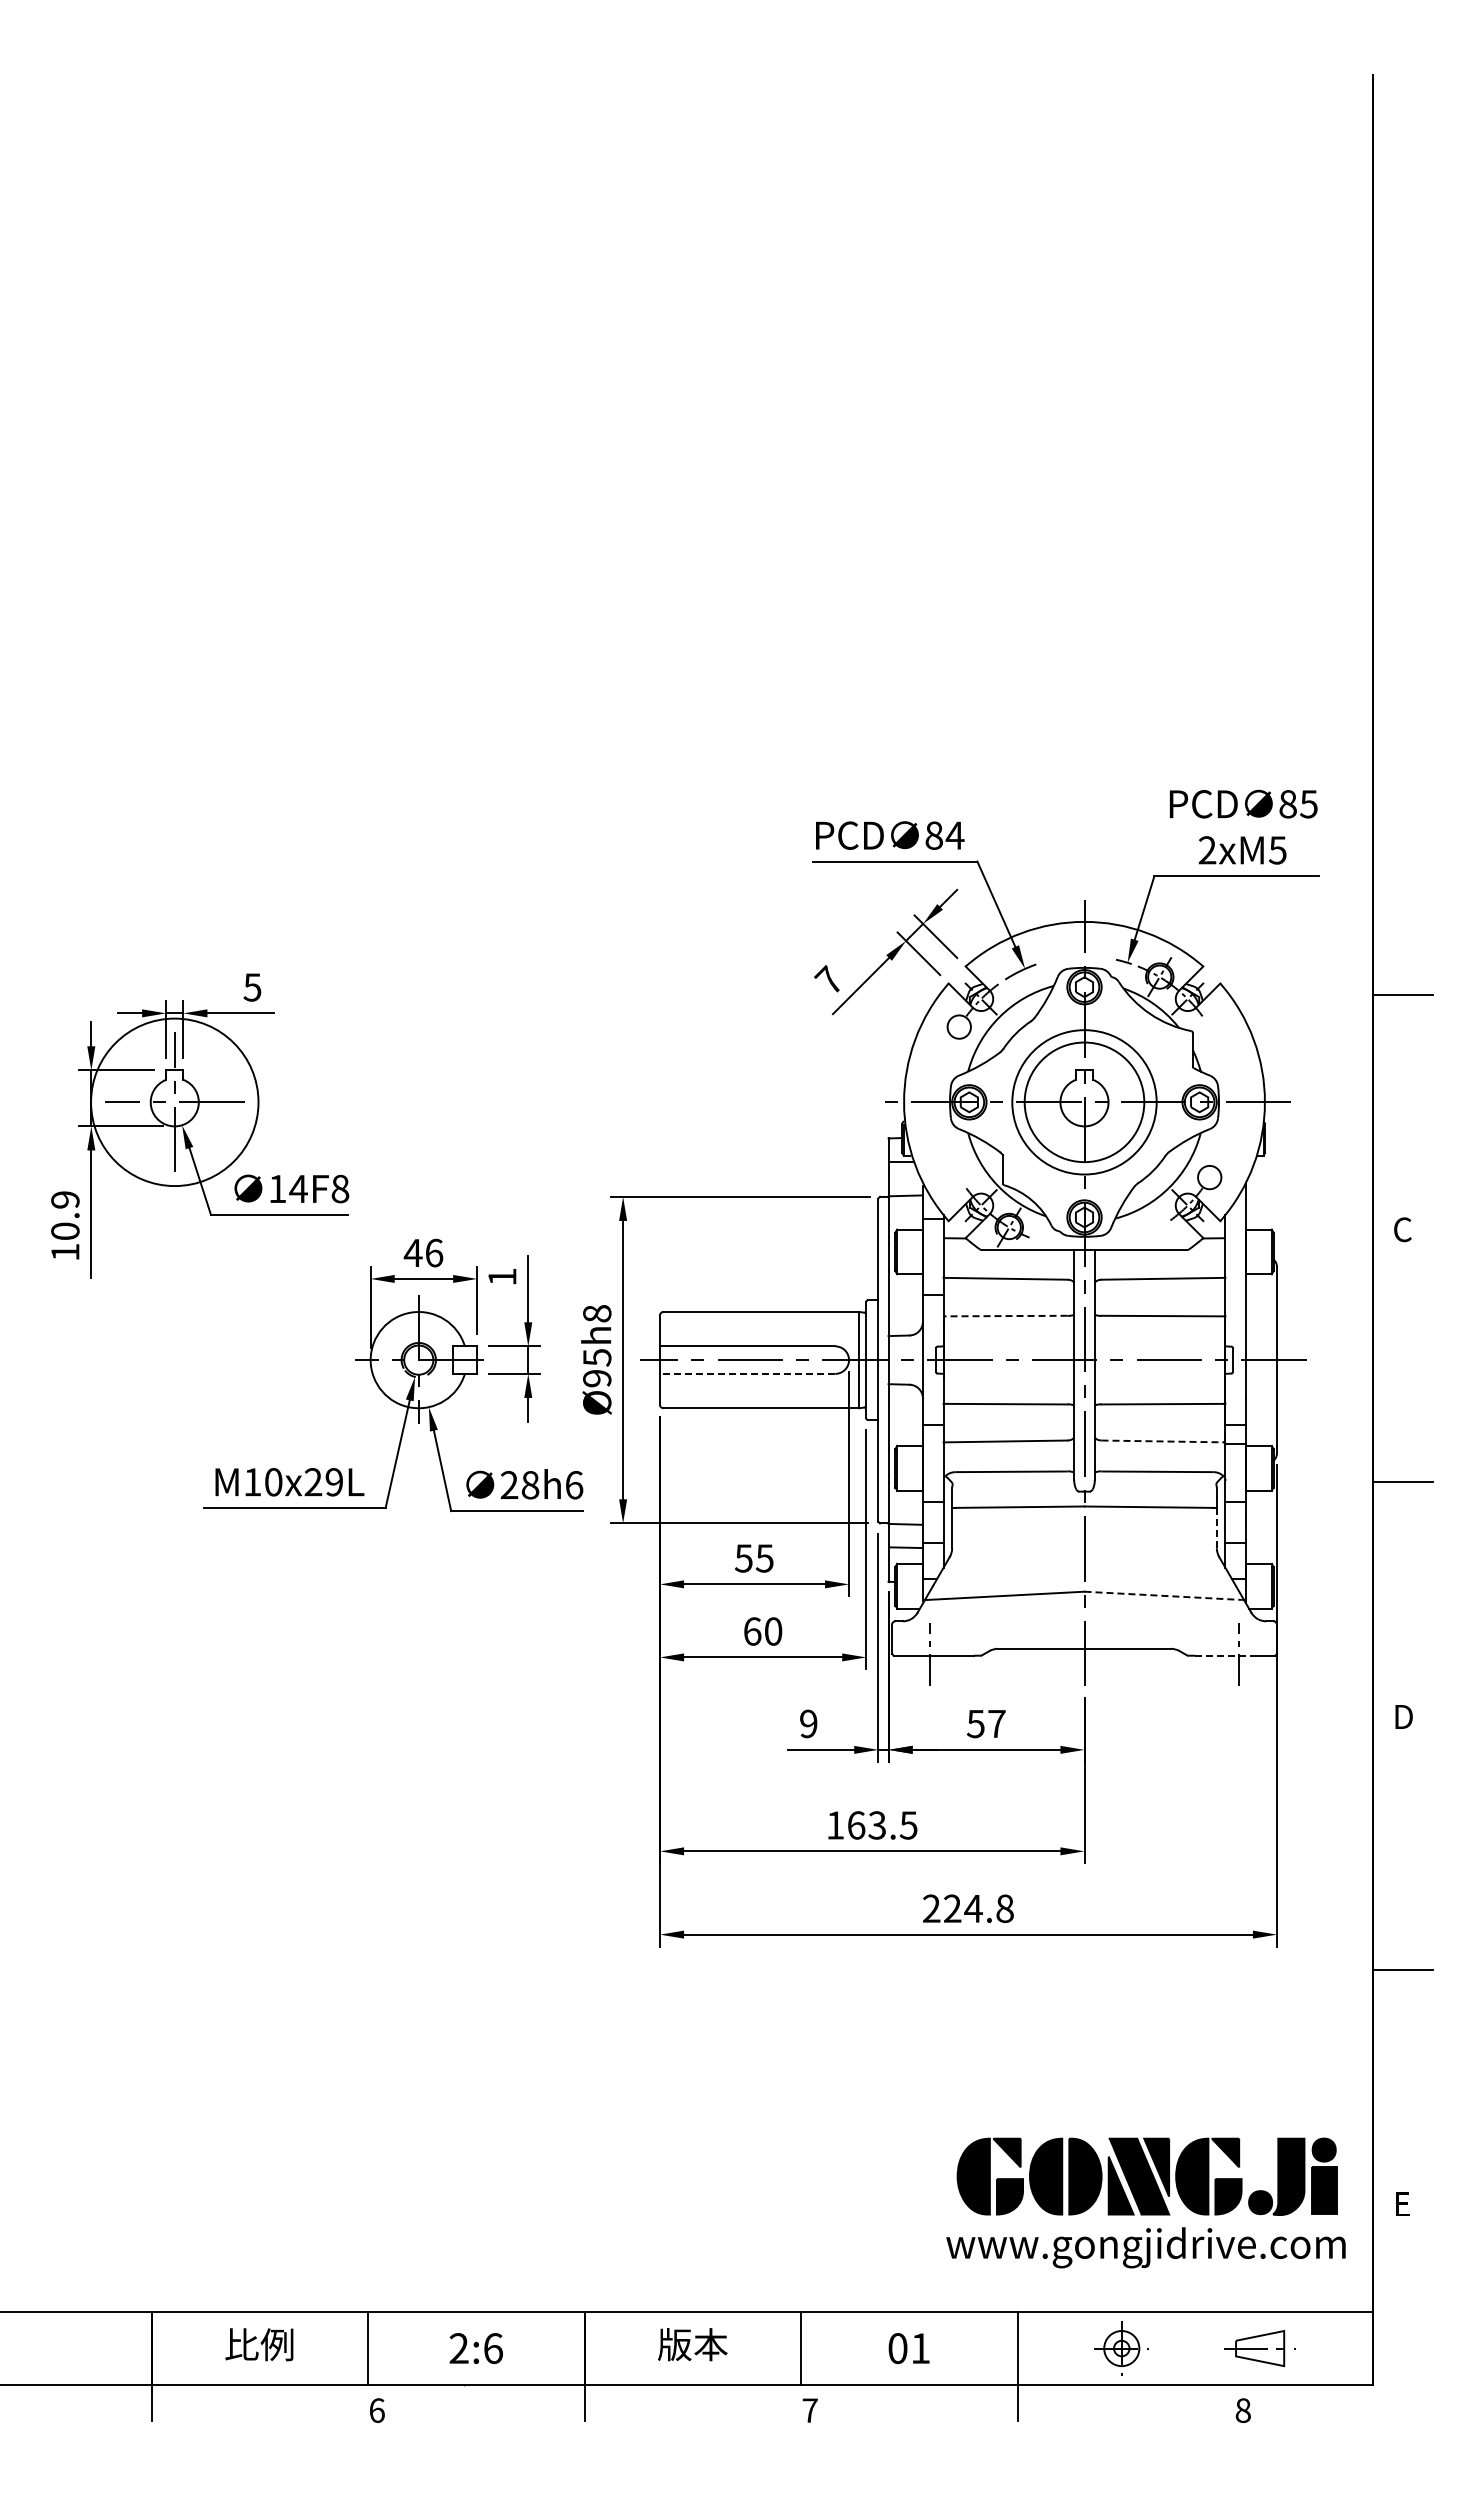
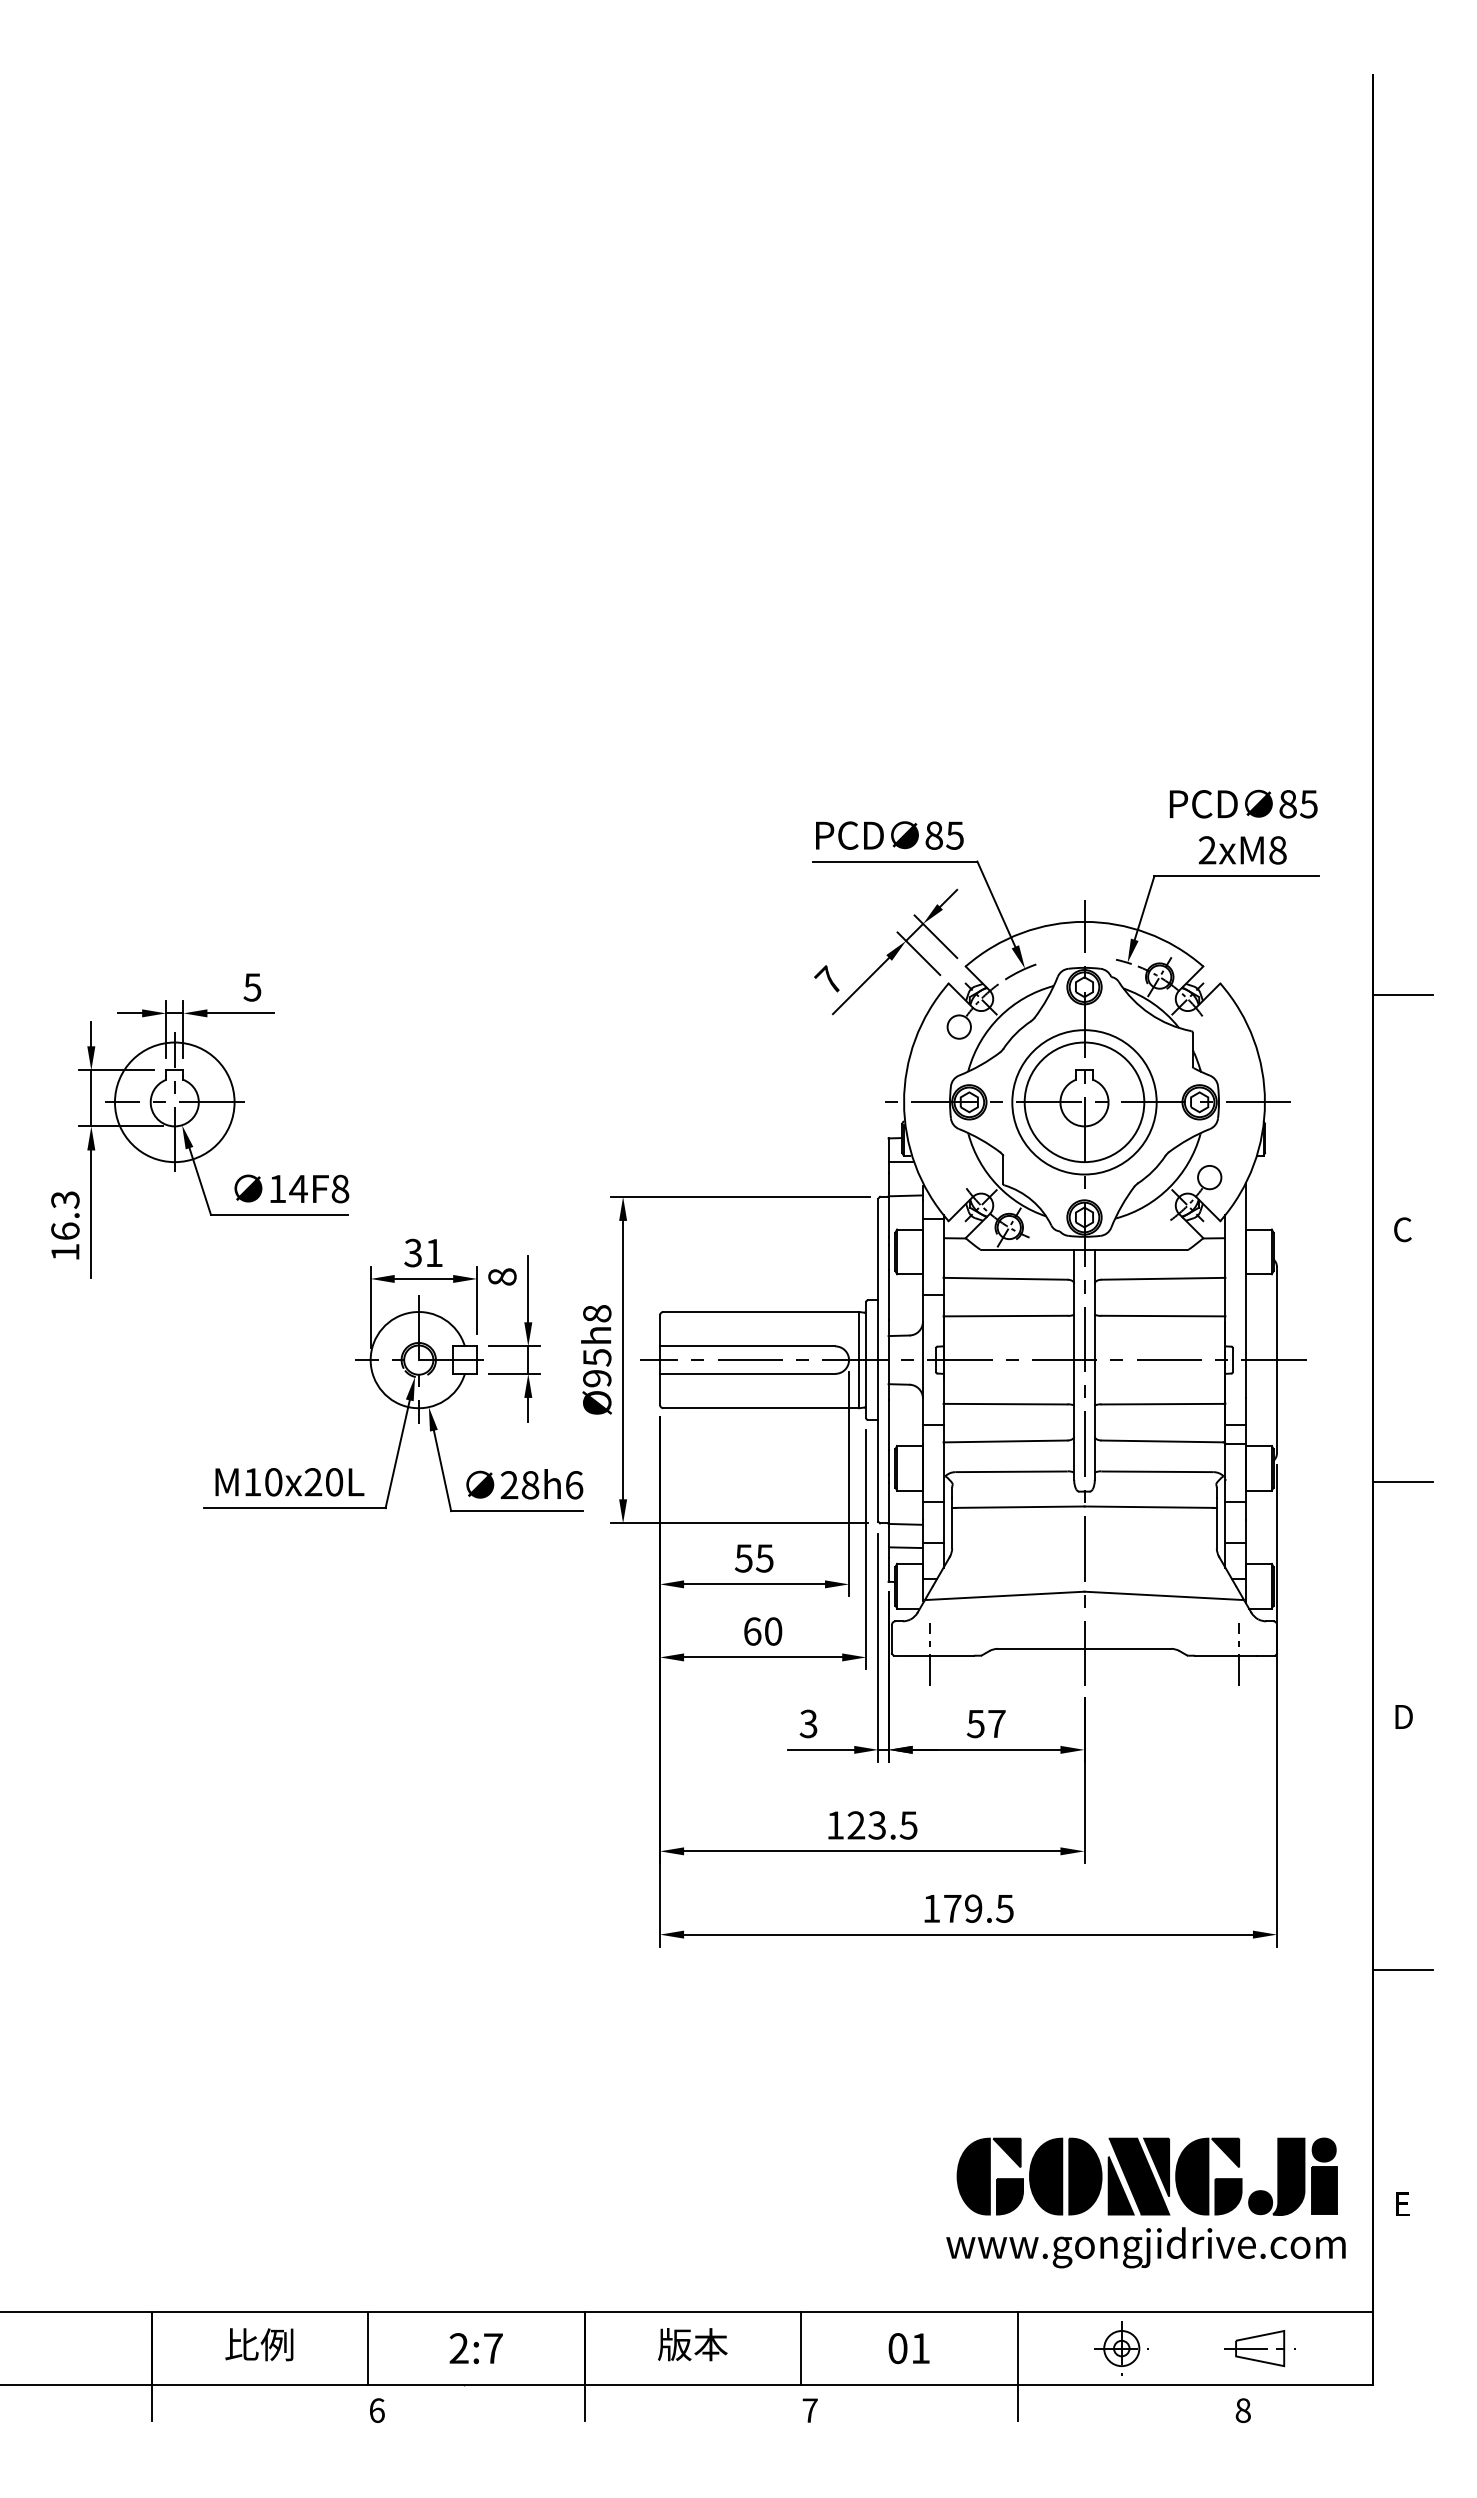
text: 84 -> 85 (954, 835)
text: 2xM5 -> 2xM8 (1277, 850)
circle diameter: 167 px -> 120 px (174, 1102)
text: 10.9 -> 16.3 (65, 1215)
text: 46 -> 31 (423, 1252)
text: 1 -> 8 (502, 1276)
line: dashed -> solid (1005, 1316)
line: dashed -> solid (747, 1373)
line: dashed -> solid (1163, 1441)
text: M10x29L -> M10x20L (334, 1482)
line: dashed -> solid (1216, 1528)
line: dashed -> solid (1163, 1595)
line: dashed -> solid (1225, 1655)
text: 9 -> 3 (808, 1724)
text: 163.5 -> 123.5 (856, 1825)
text: 224.8 -> 179.5 (968, 1908)
text: 2:6 -> 2:7 (493, 2348)
